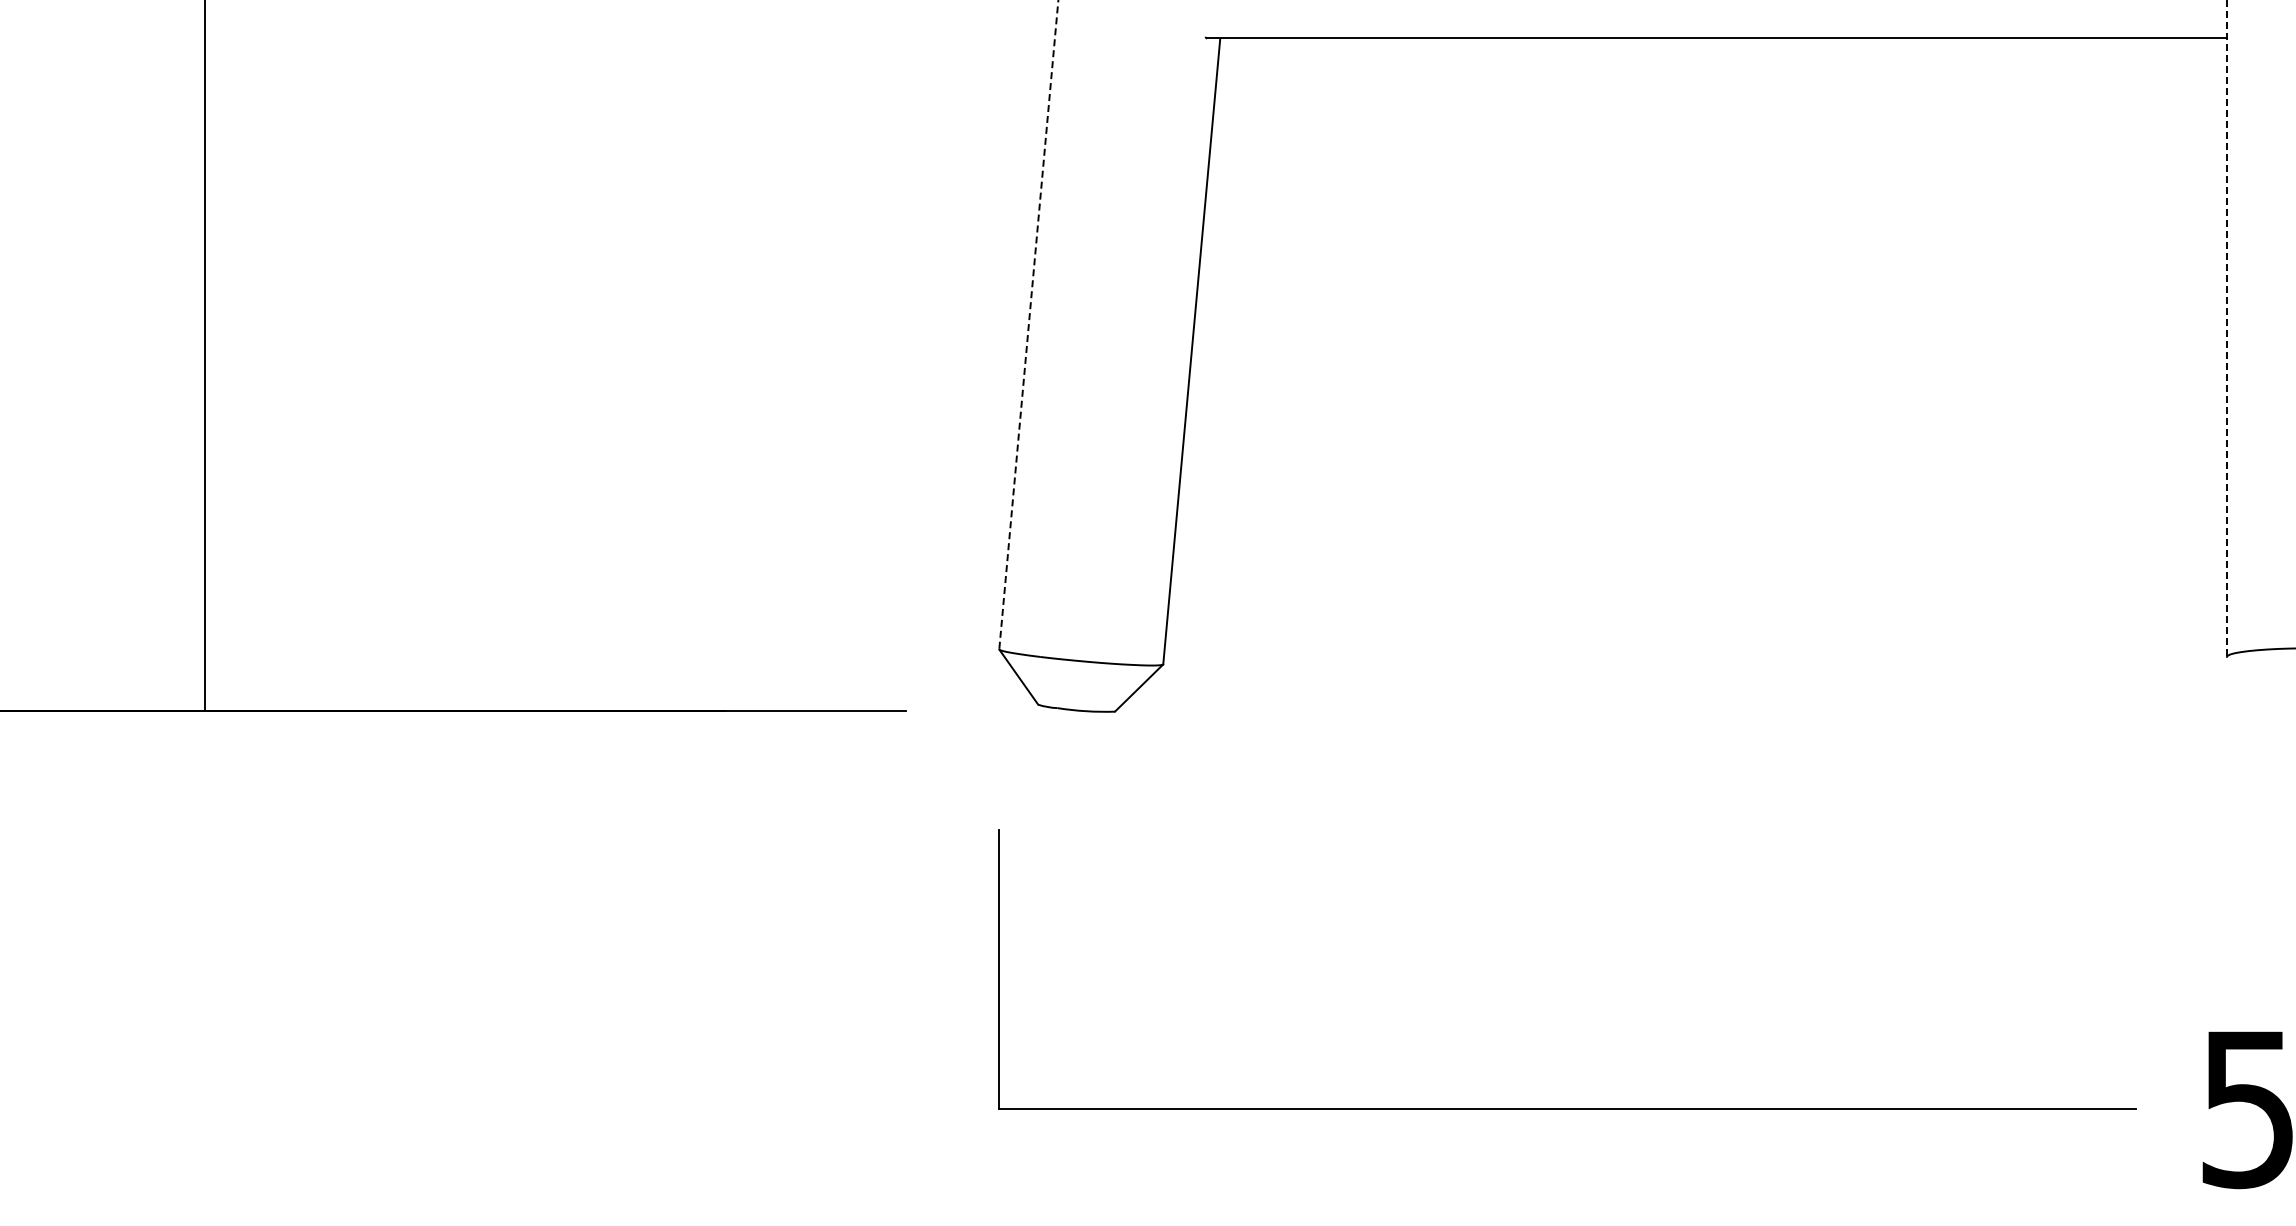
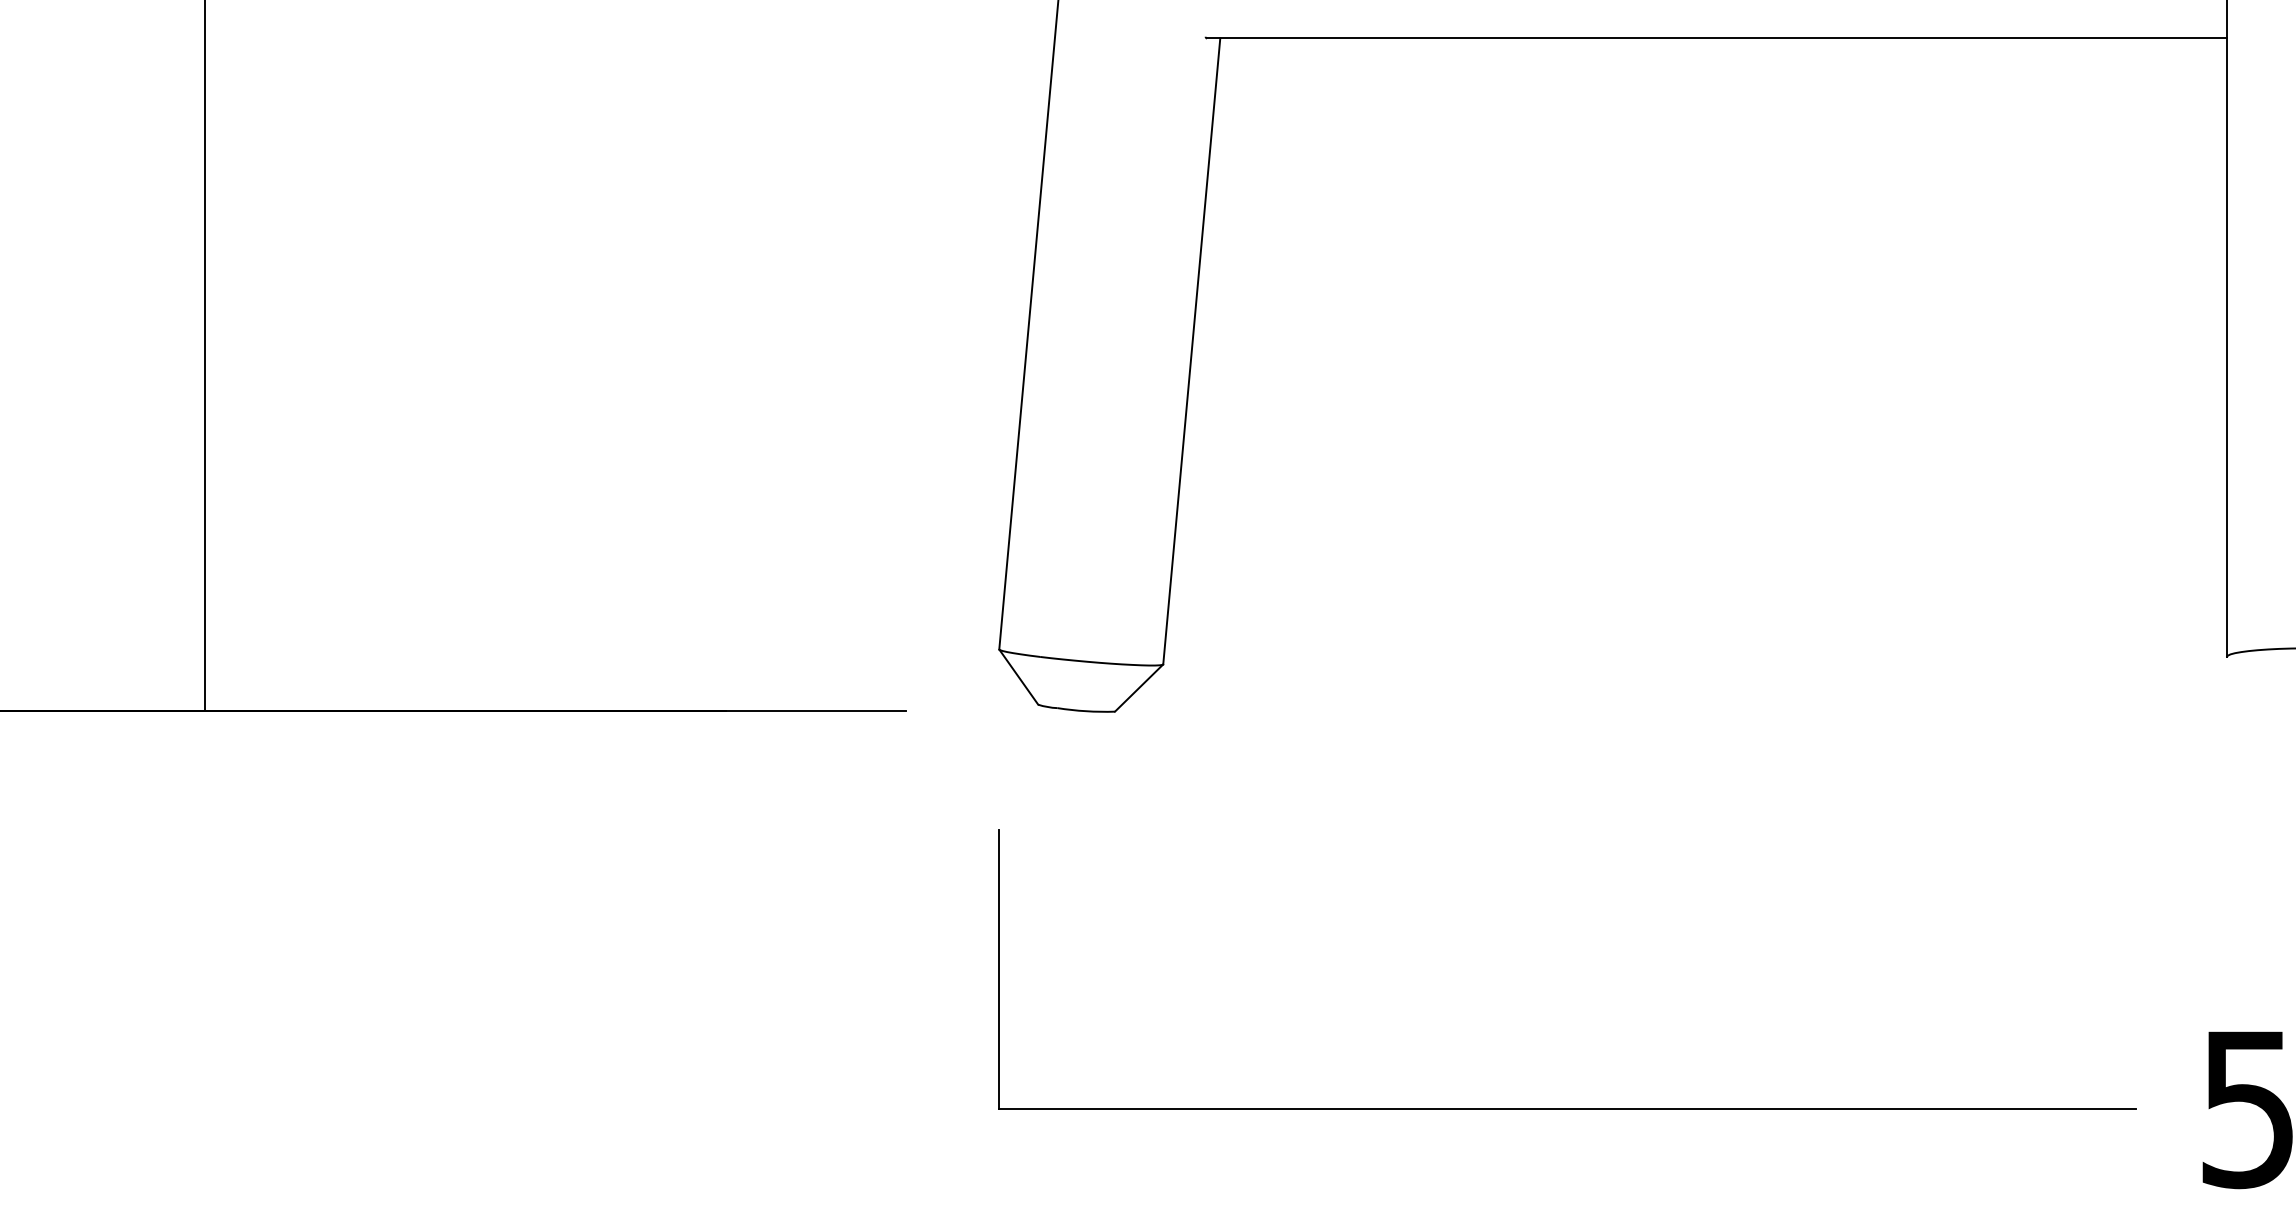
line: dashed -> solid (1028, 325)
line: dashed -> solid (2226, 329)
